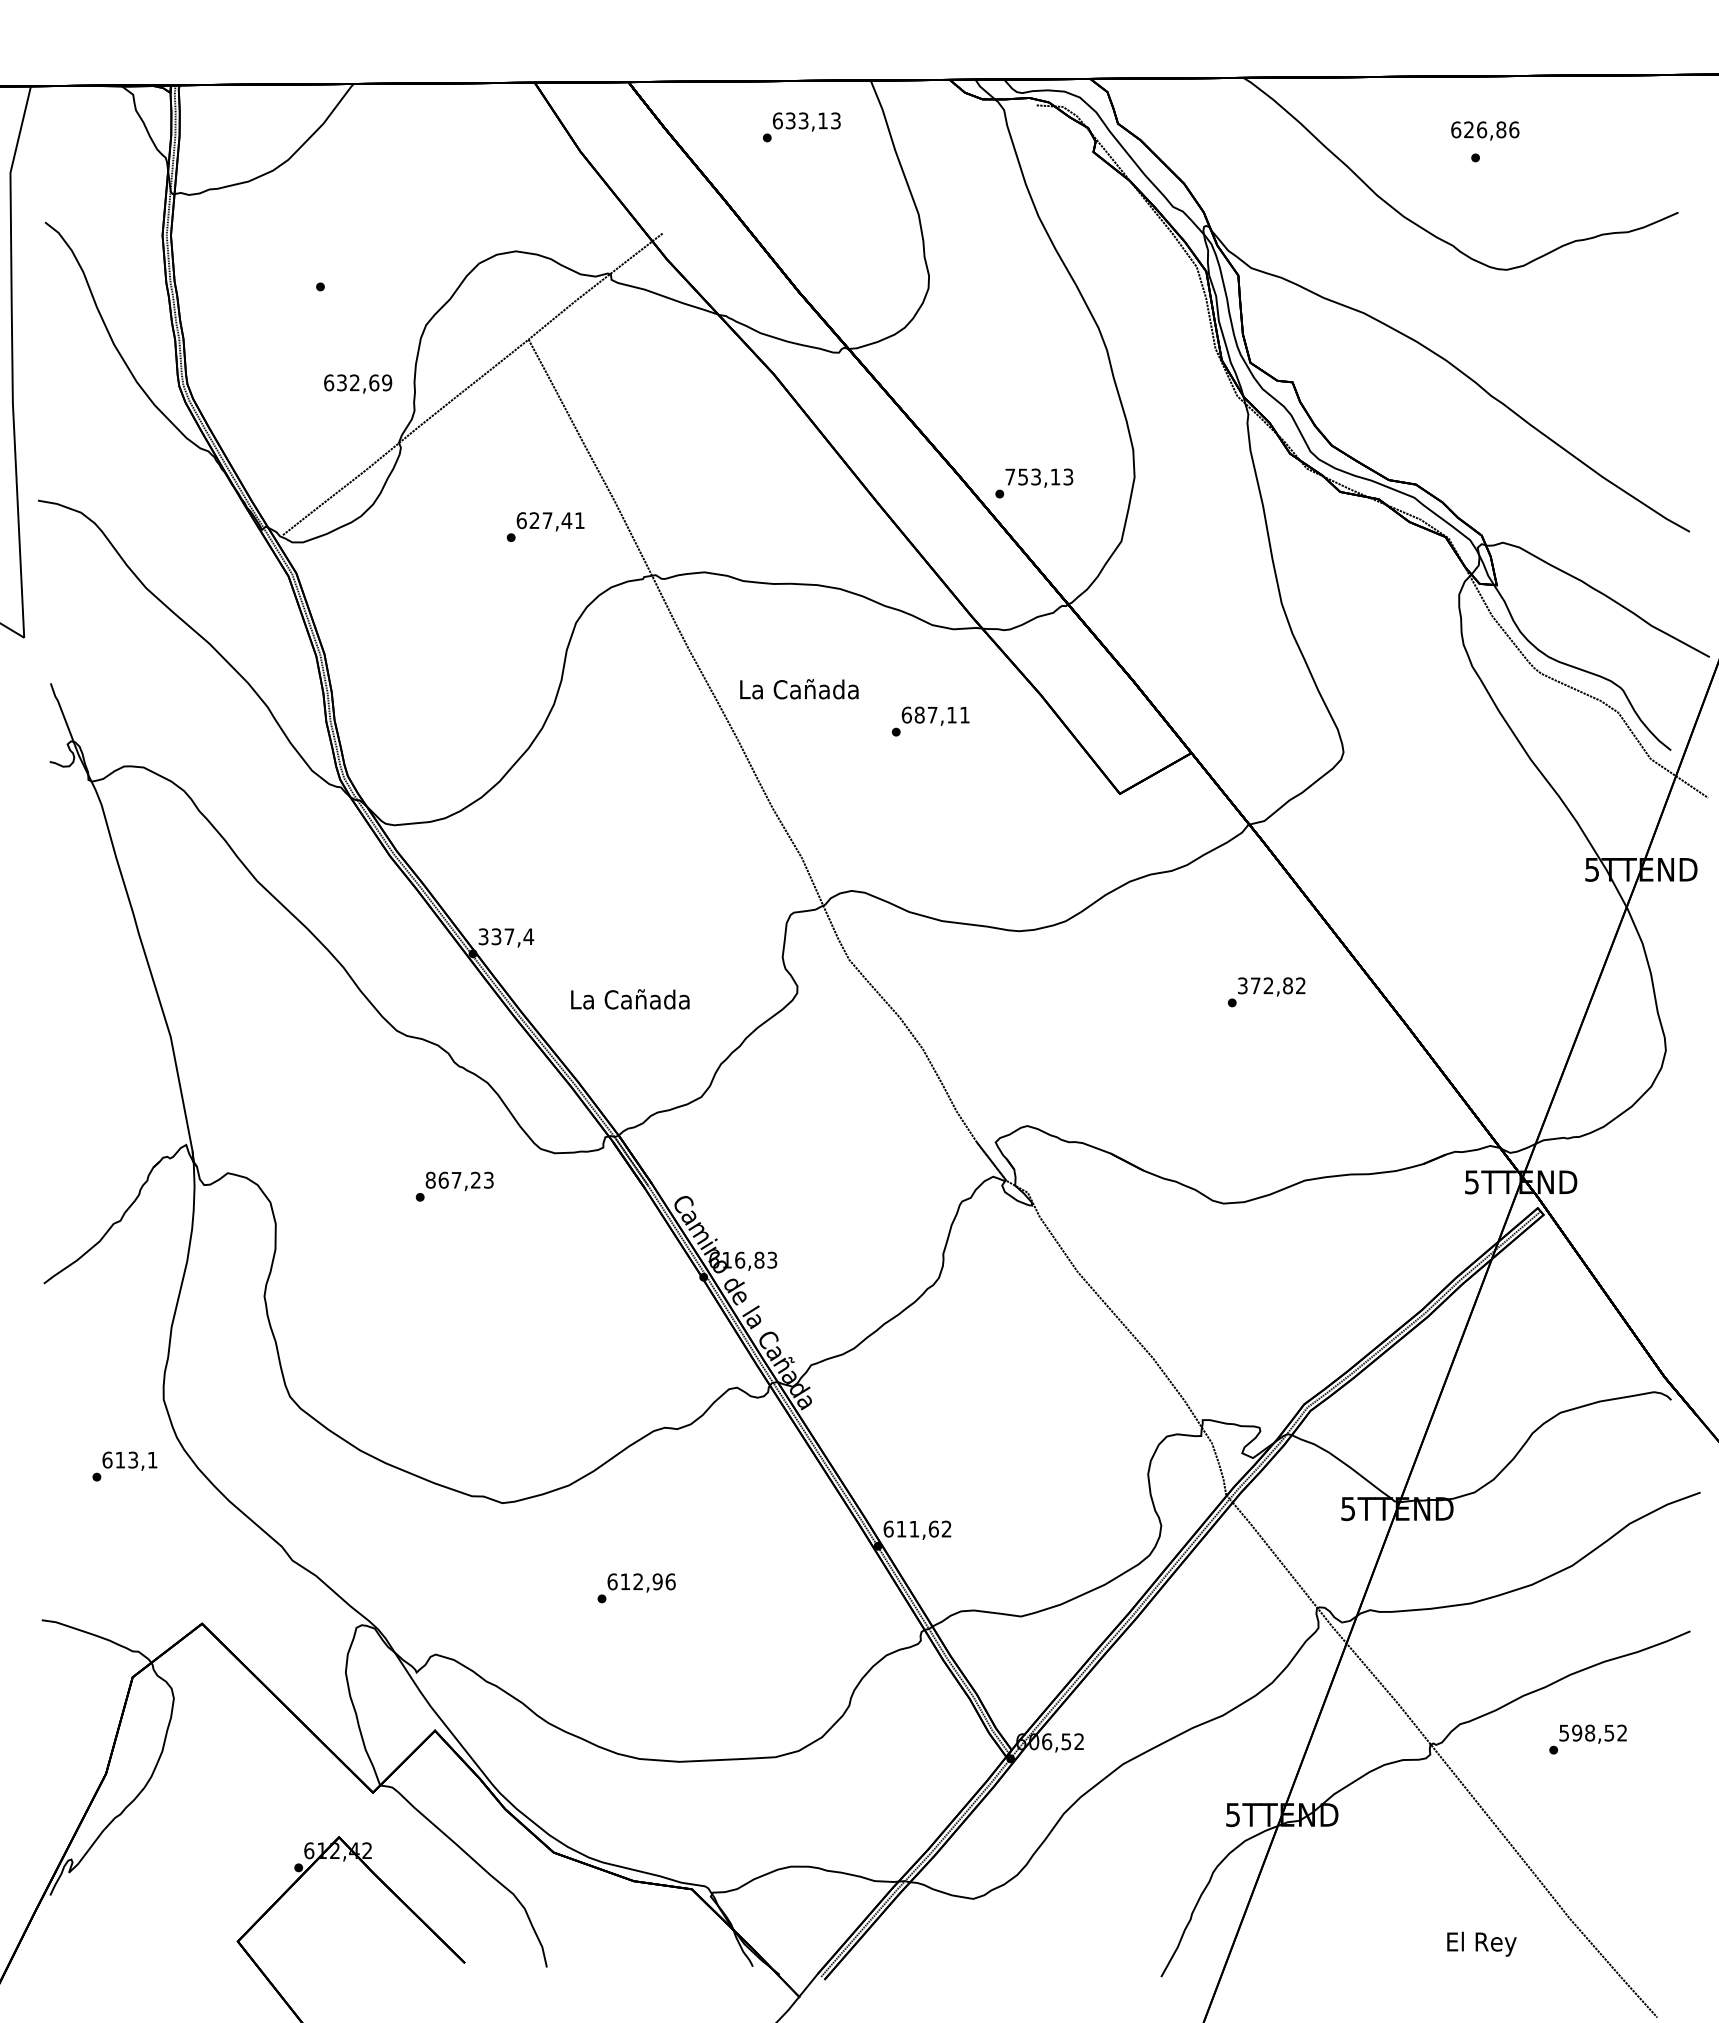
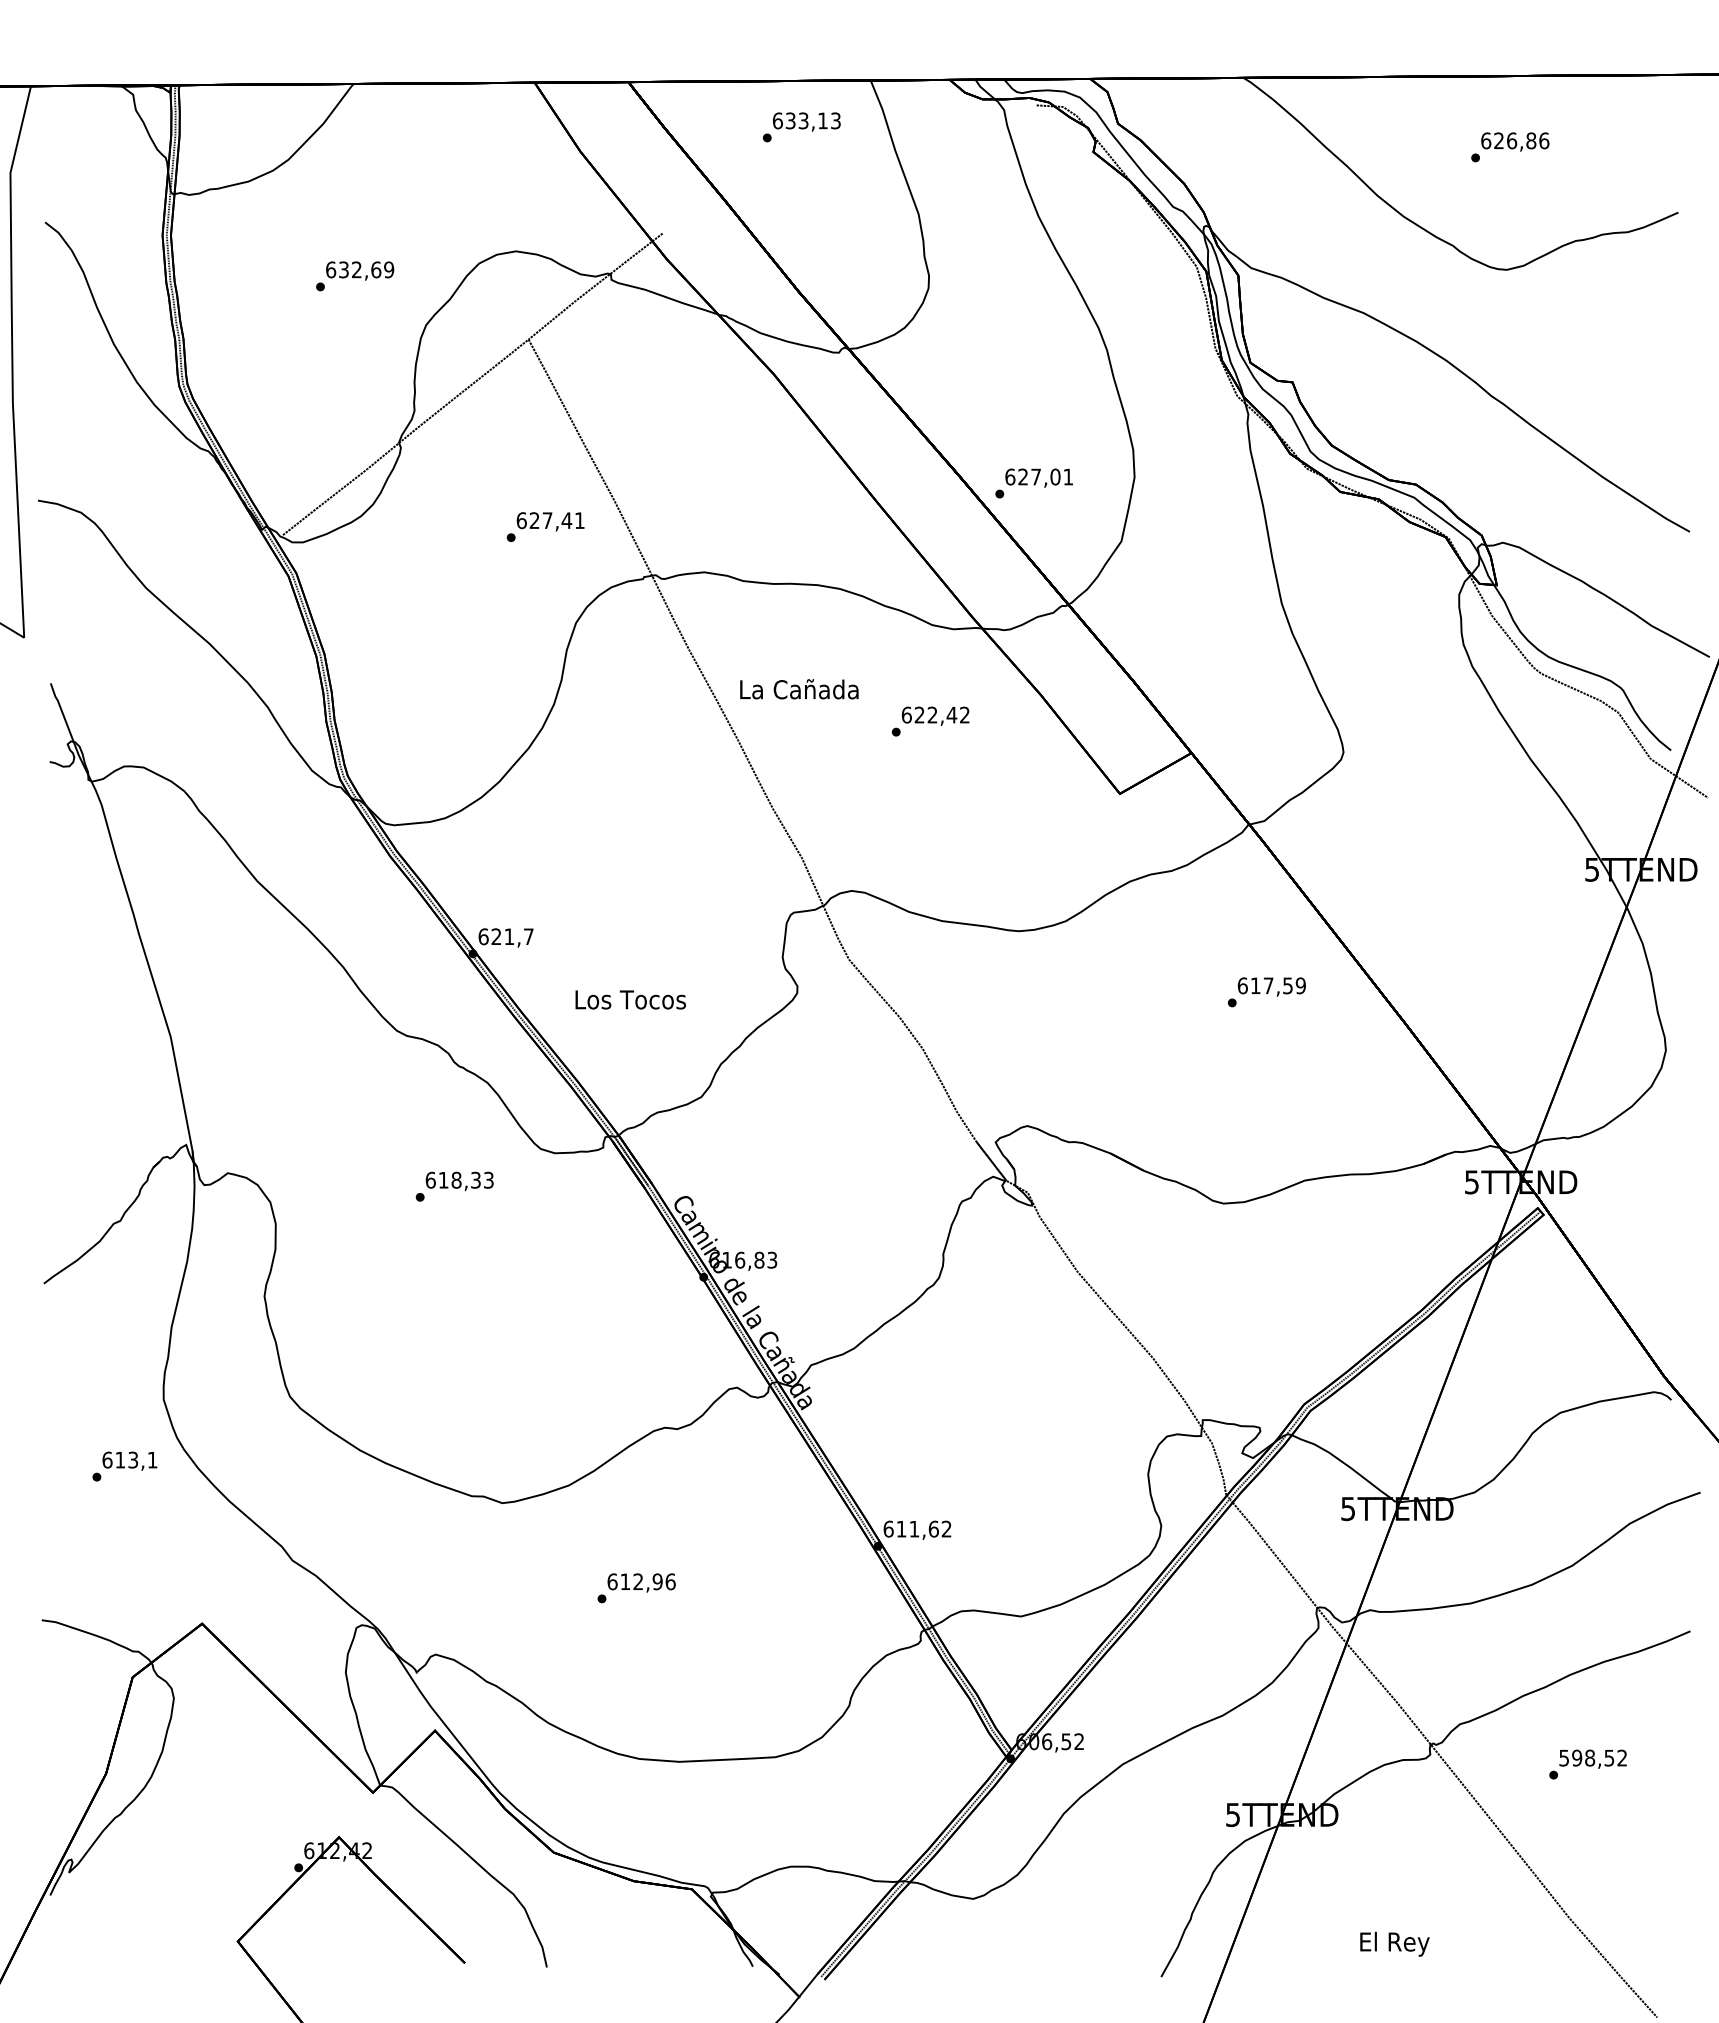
text position: (1485, 130) -> (1515, 141) (1515, 141)
text position: (358, 383) -> (360, 270) (360, 270)
text: 753,13 -> 627,01 (1039, 476)
text: 687,11 -> 622,42 (941, 714)
text: 337,4 -> 621,7 (506, 936)
text: 372,82 -> 617,59 (1271, 985)
text: La Cañada -> Los Tocos (630, 999)
text: 867,23 -> 618,33 (452, 1179)
text position: (1587, 1739) -> (1587, 1764) (1587, 1764)
text position: (1481, 1943) -> (1394, 1943) (1394, 1943)
